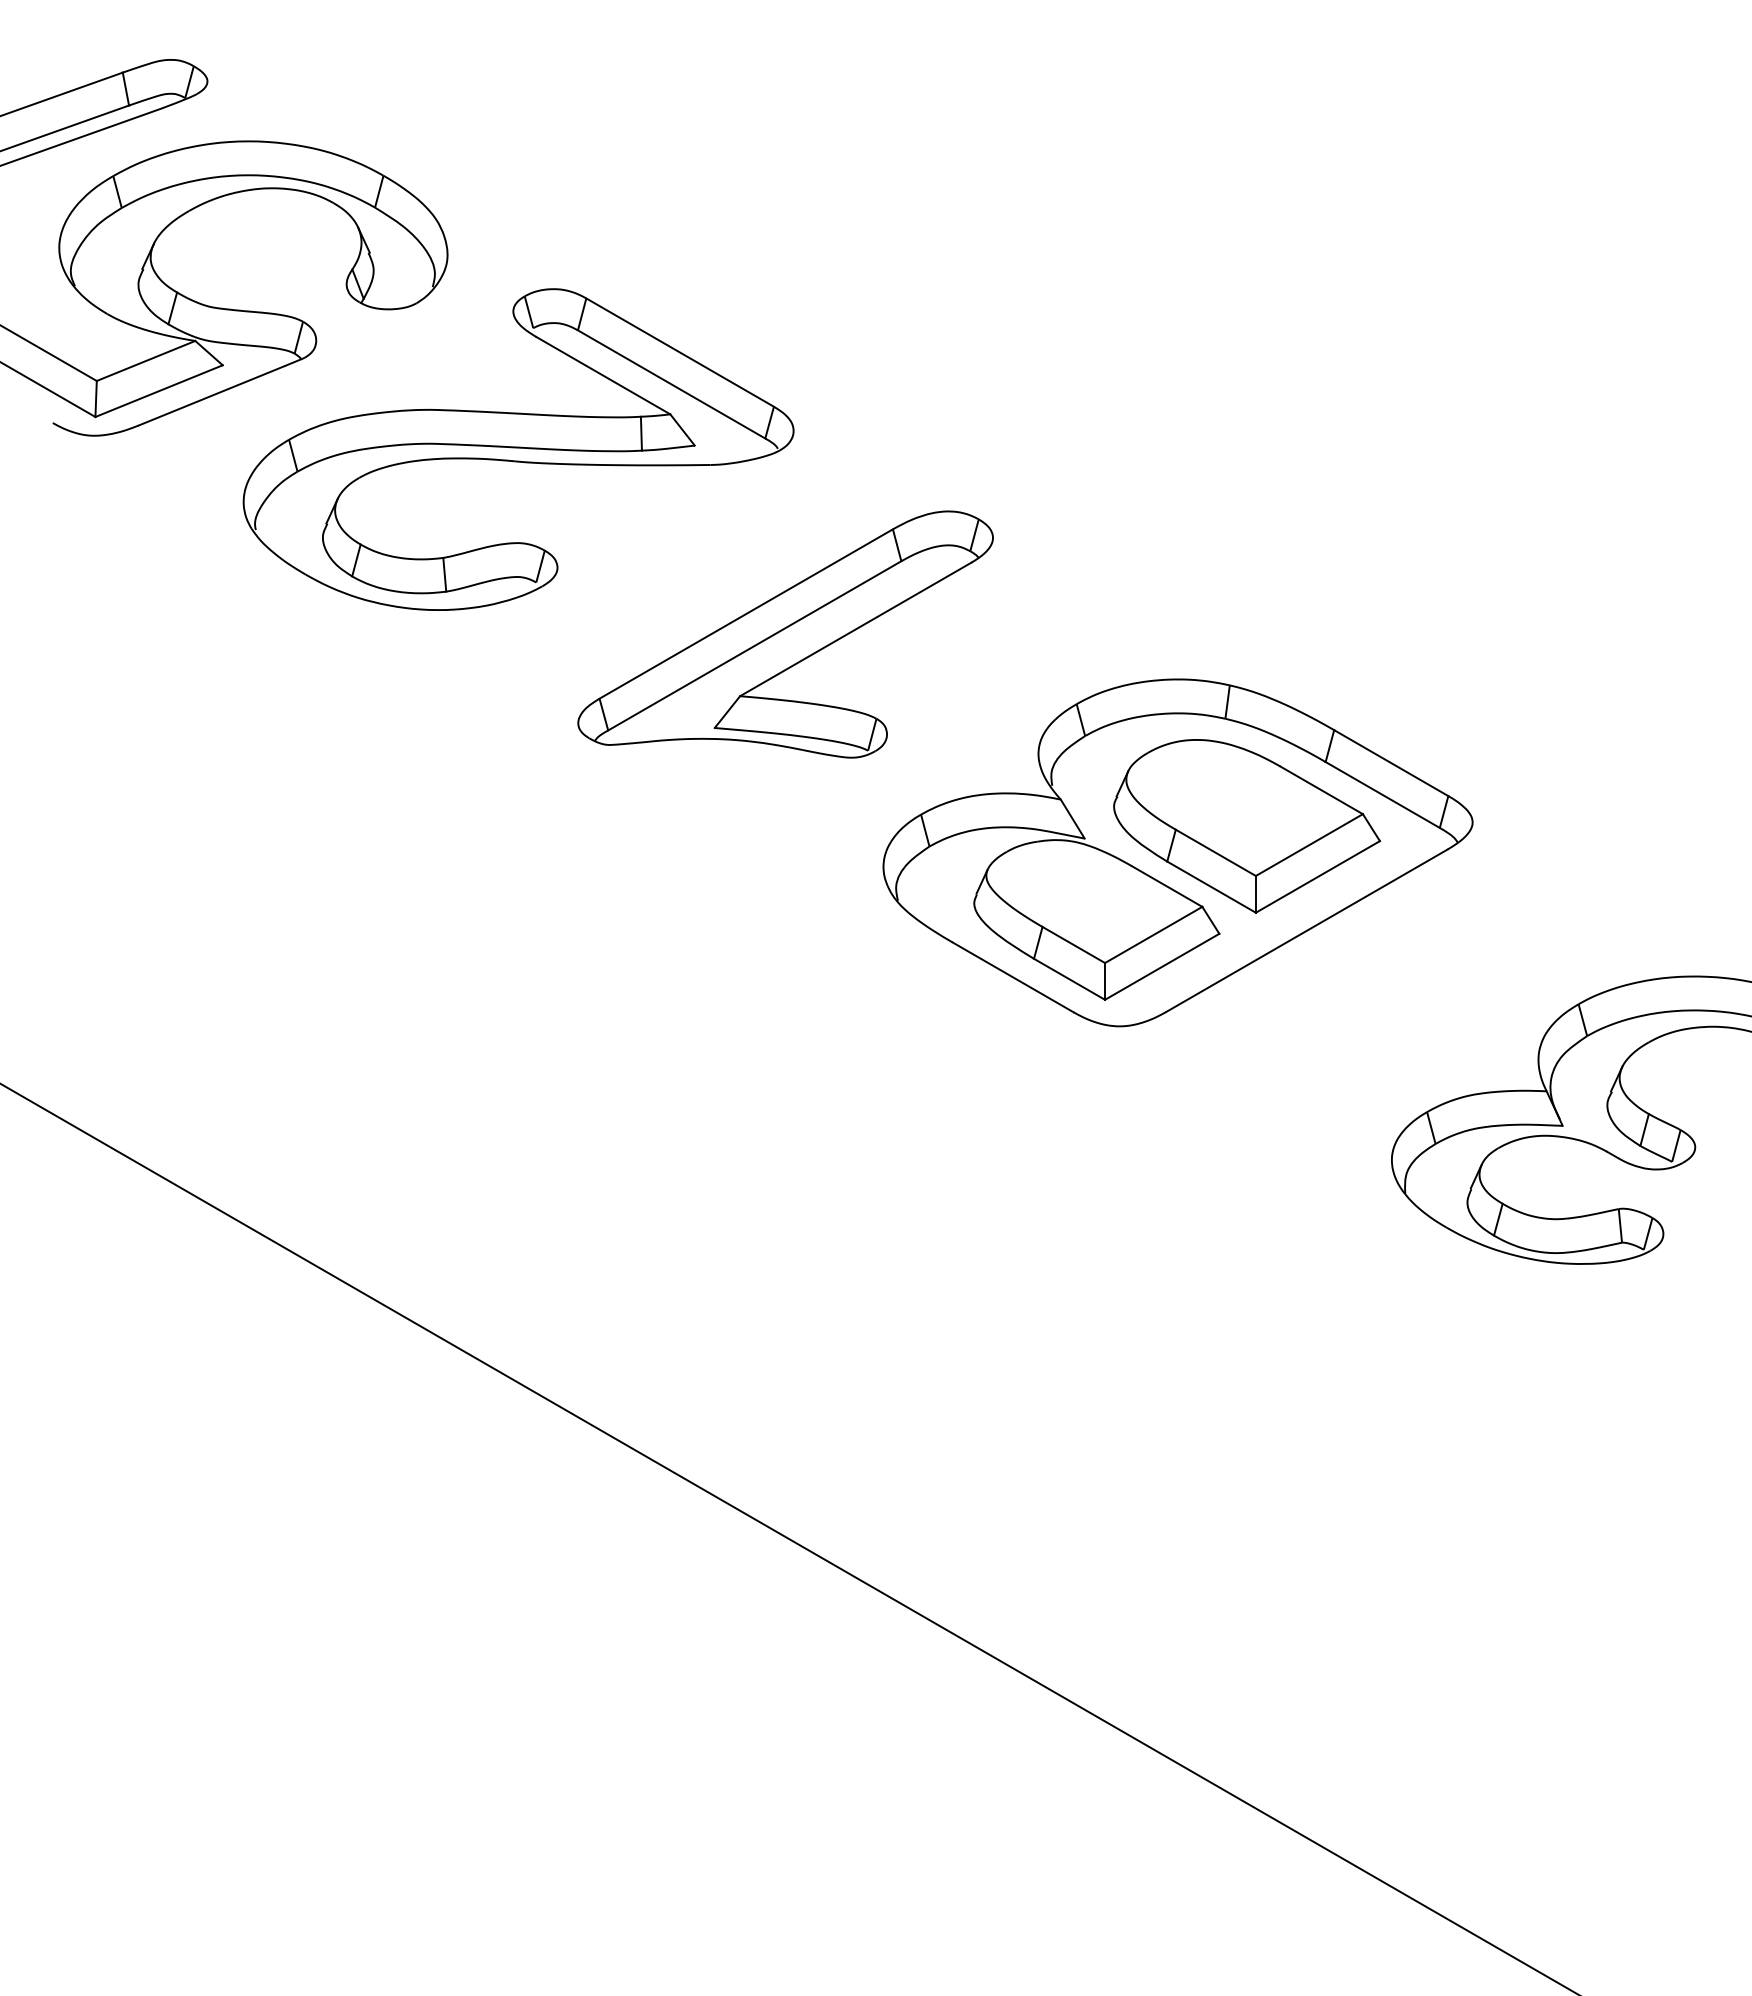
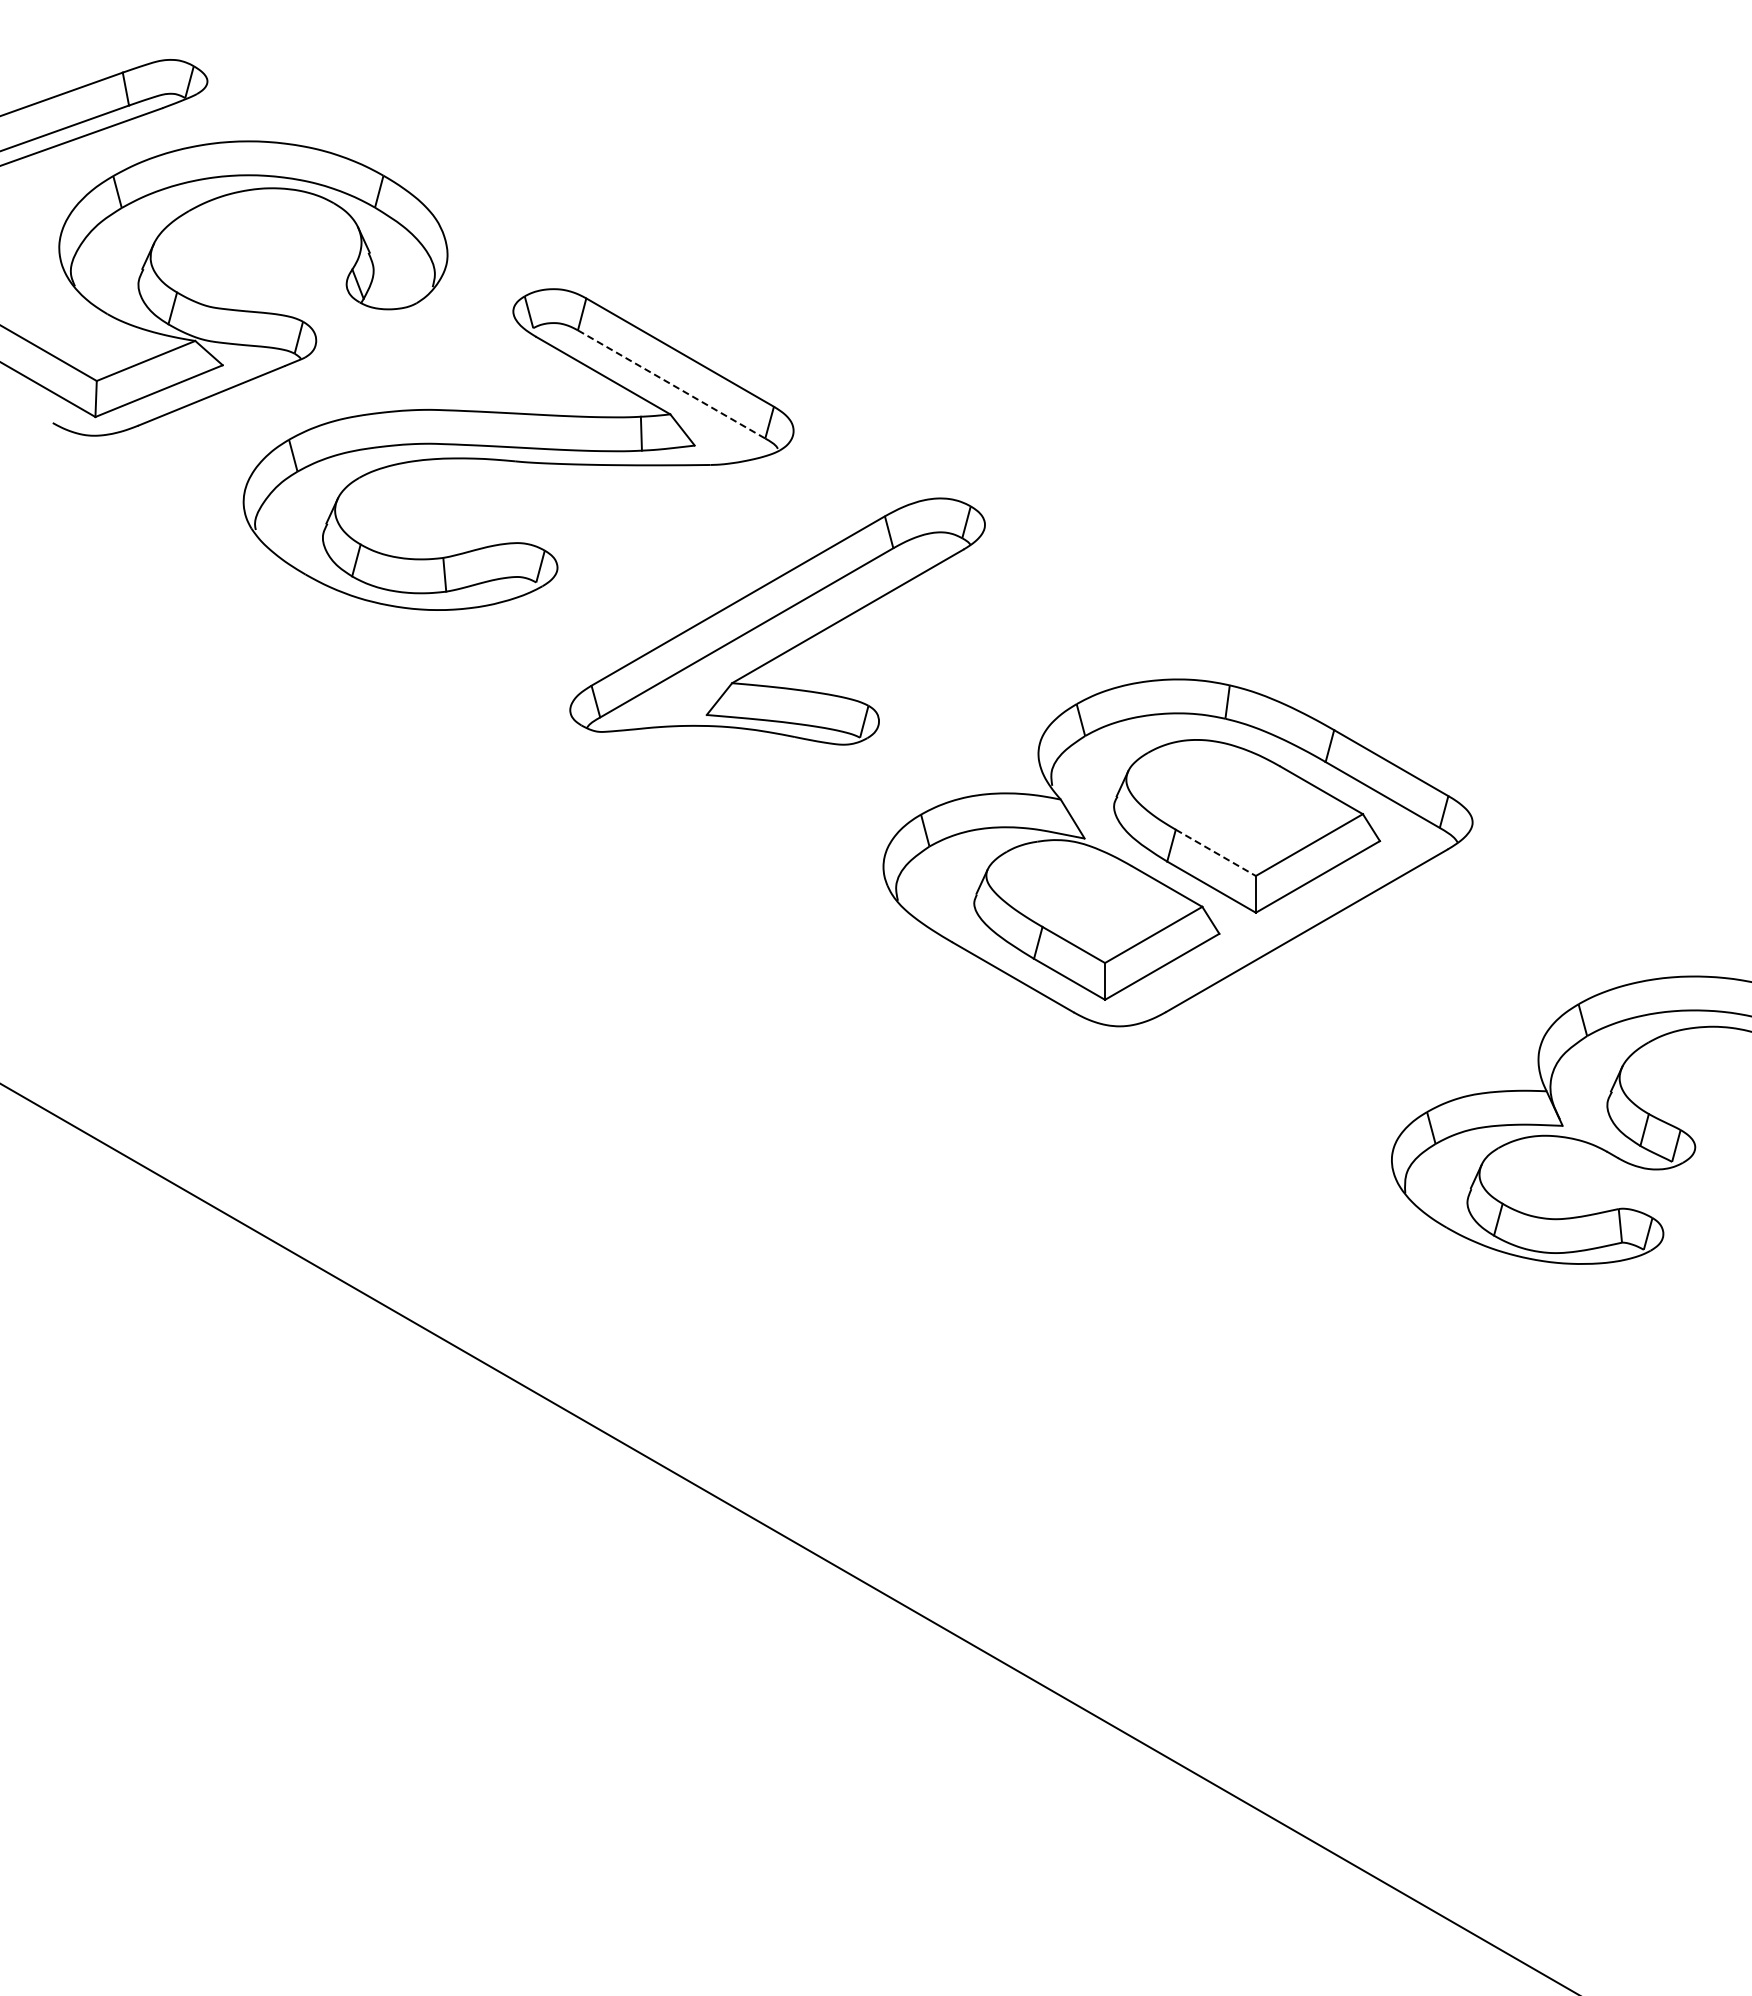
line: solid -> dashed (672, 384)
part position: (785, 634) -> (777, 621) (777, 621)
line: solid -> dashed (1216, 853)
